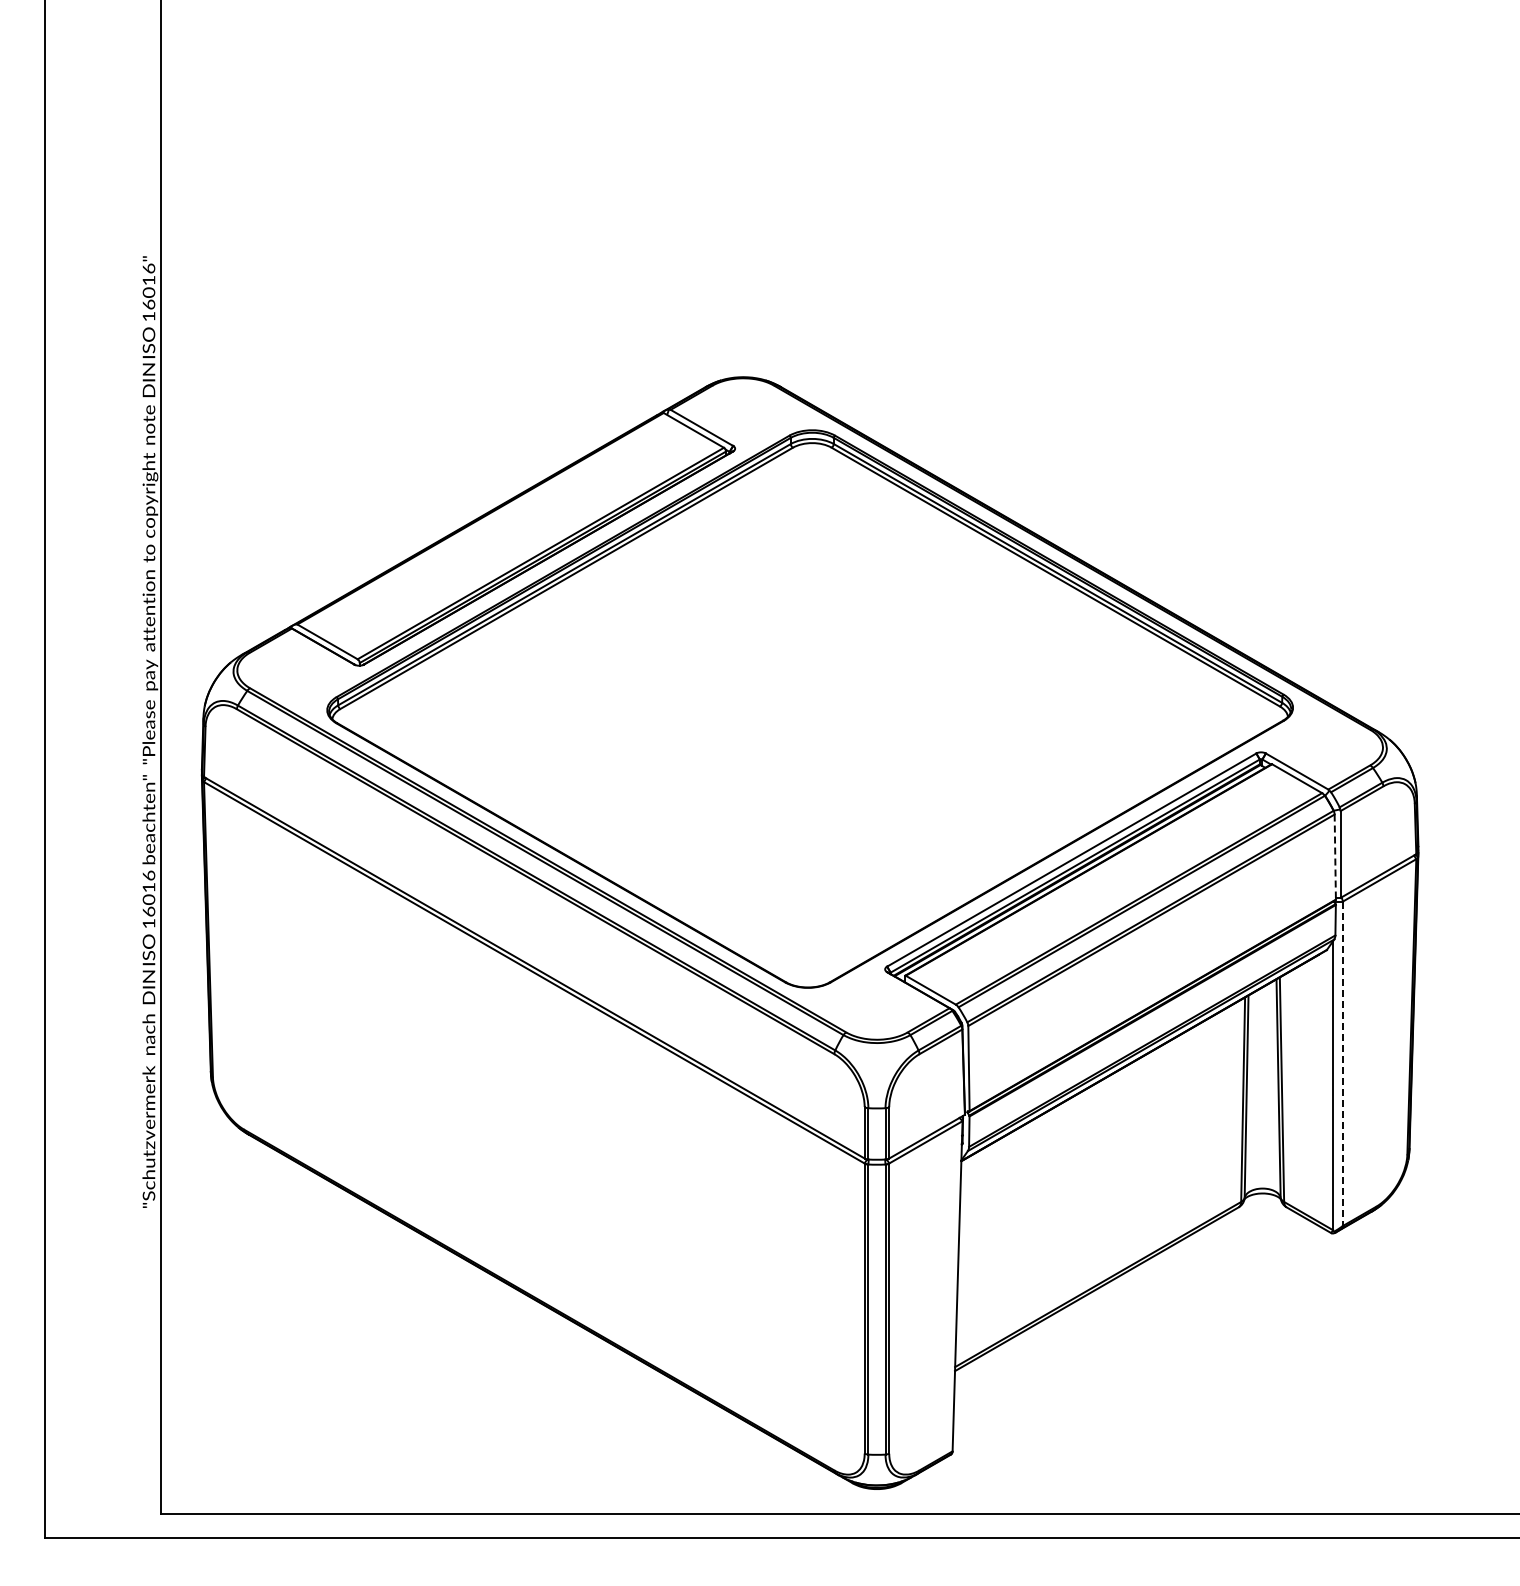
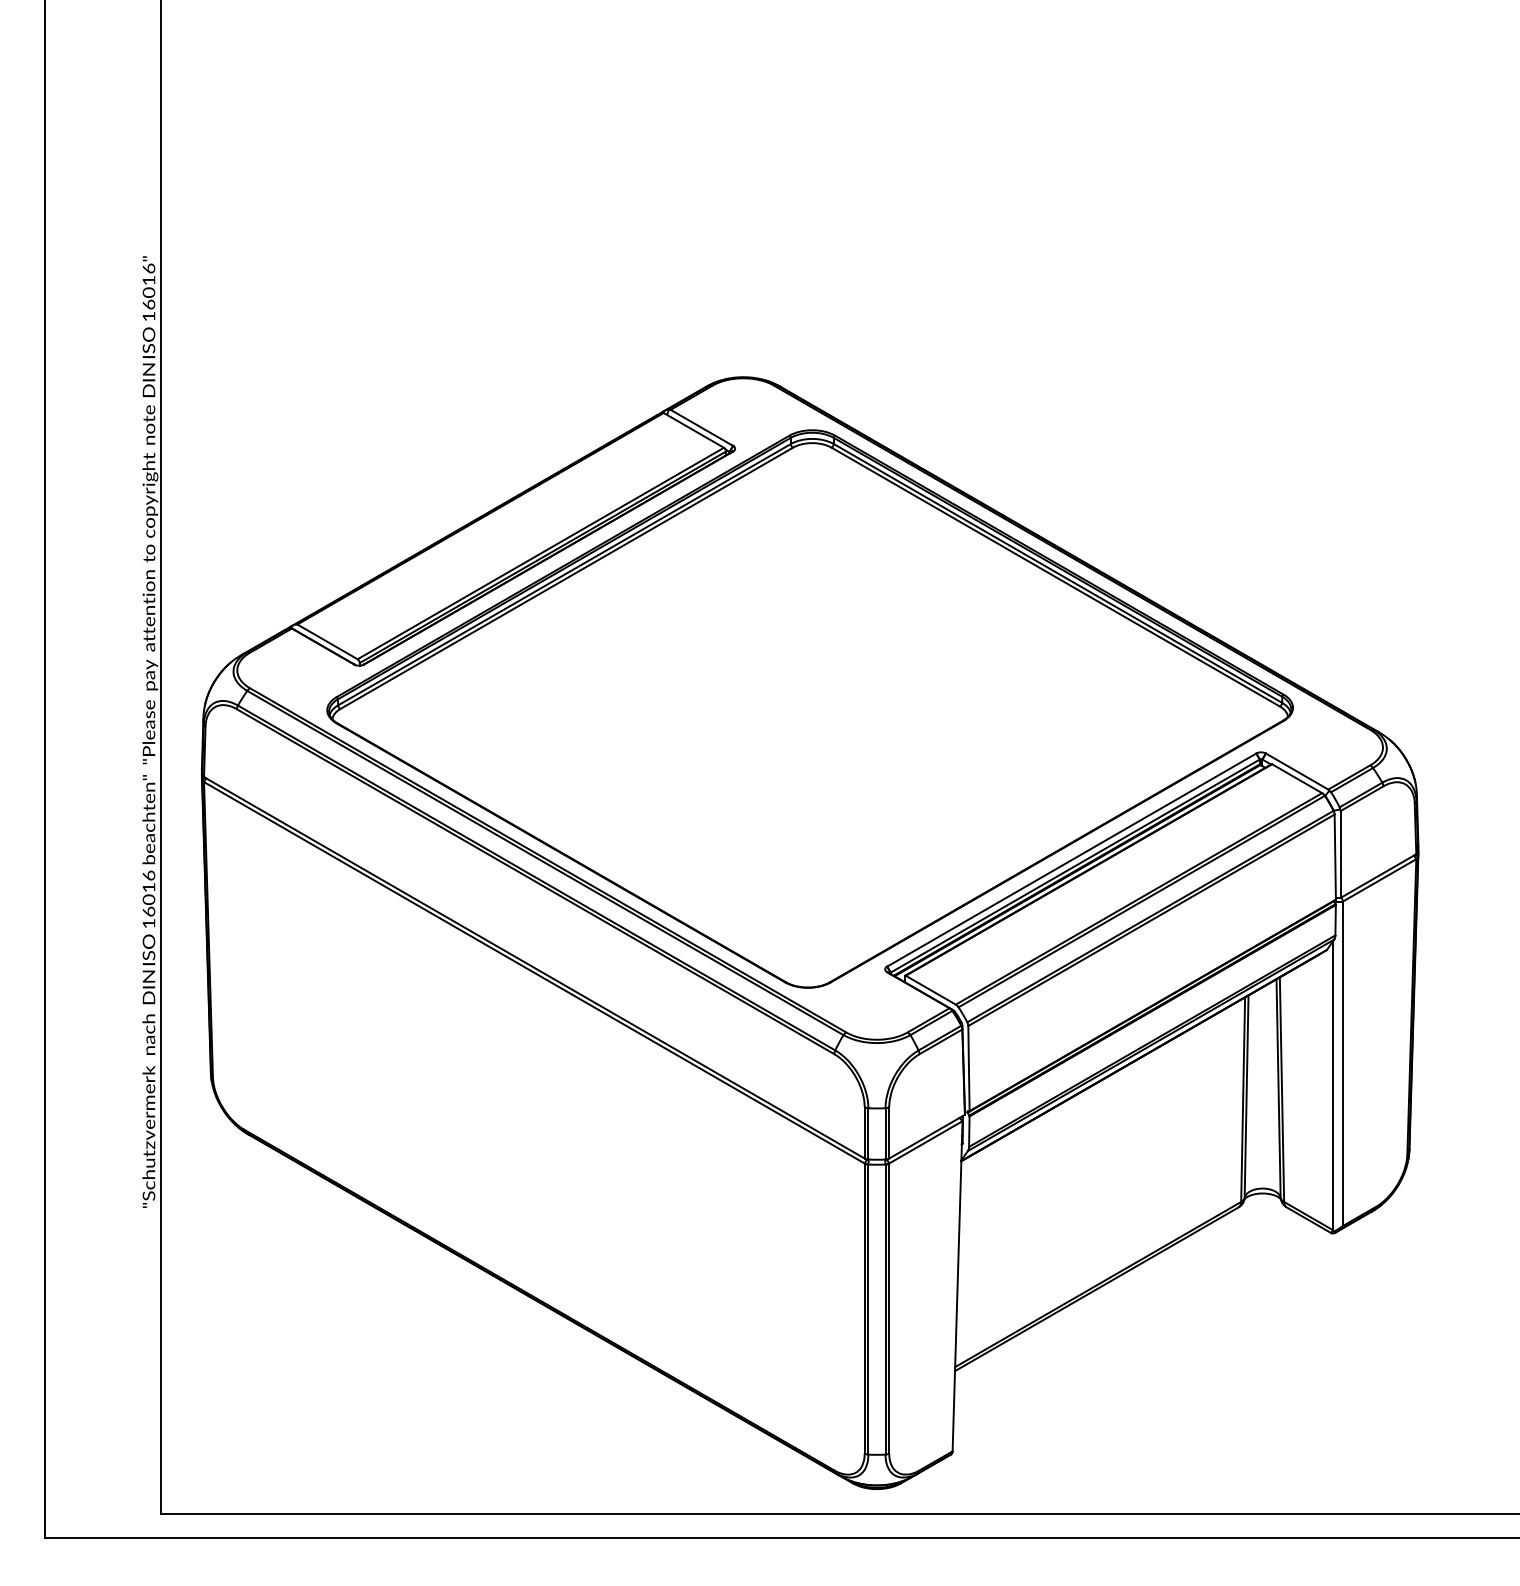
line: dashed -> solid (1335, 857)
line: dashed -> solid (1342, 1064)
